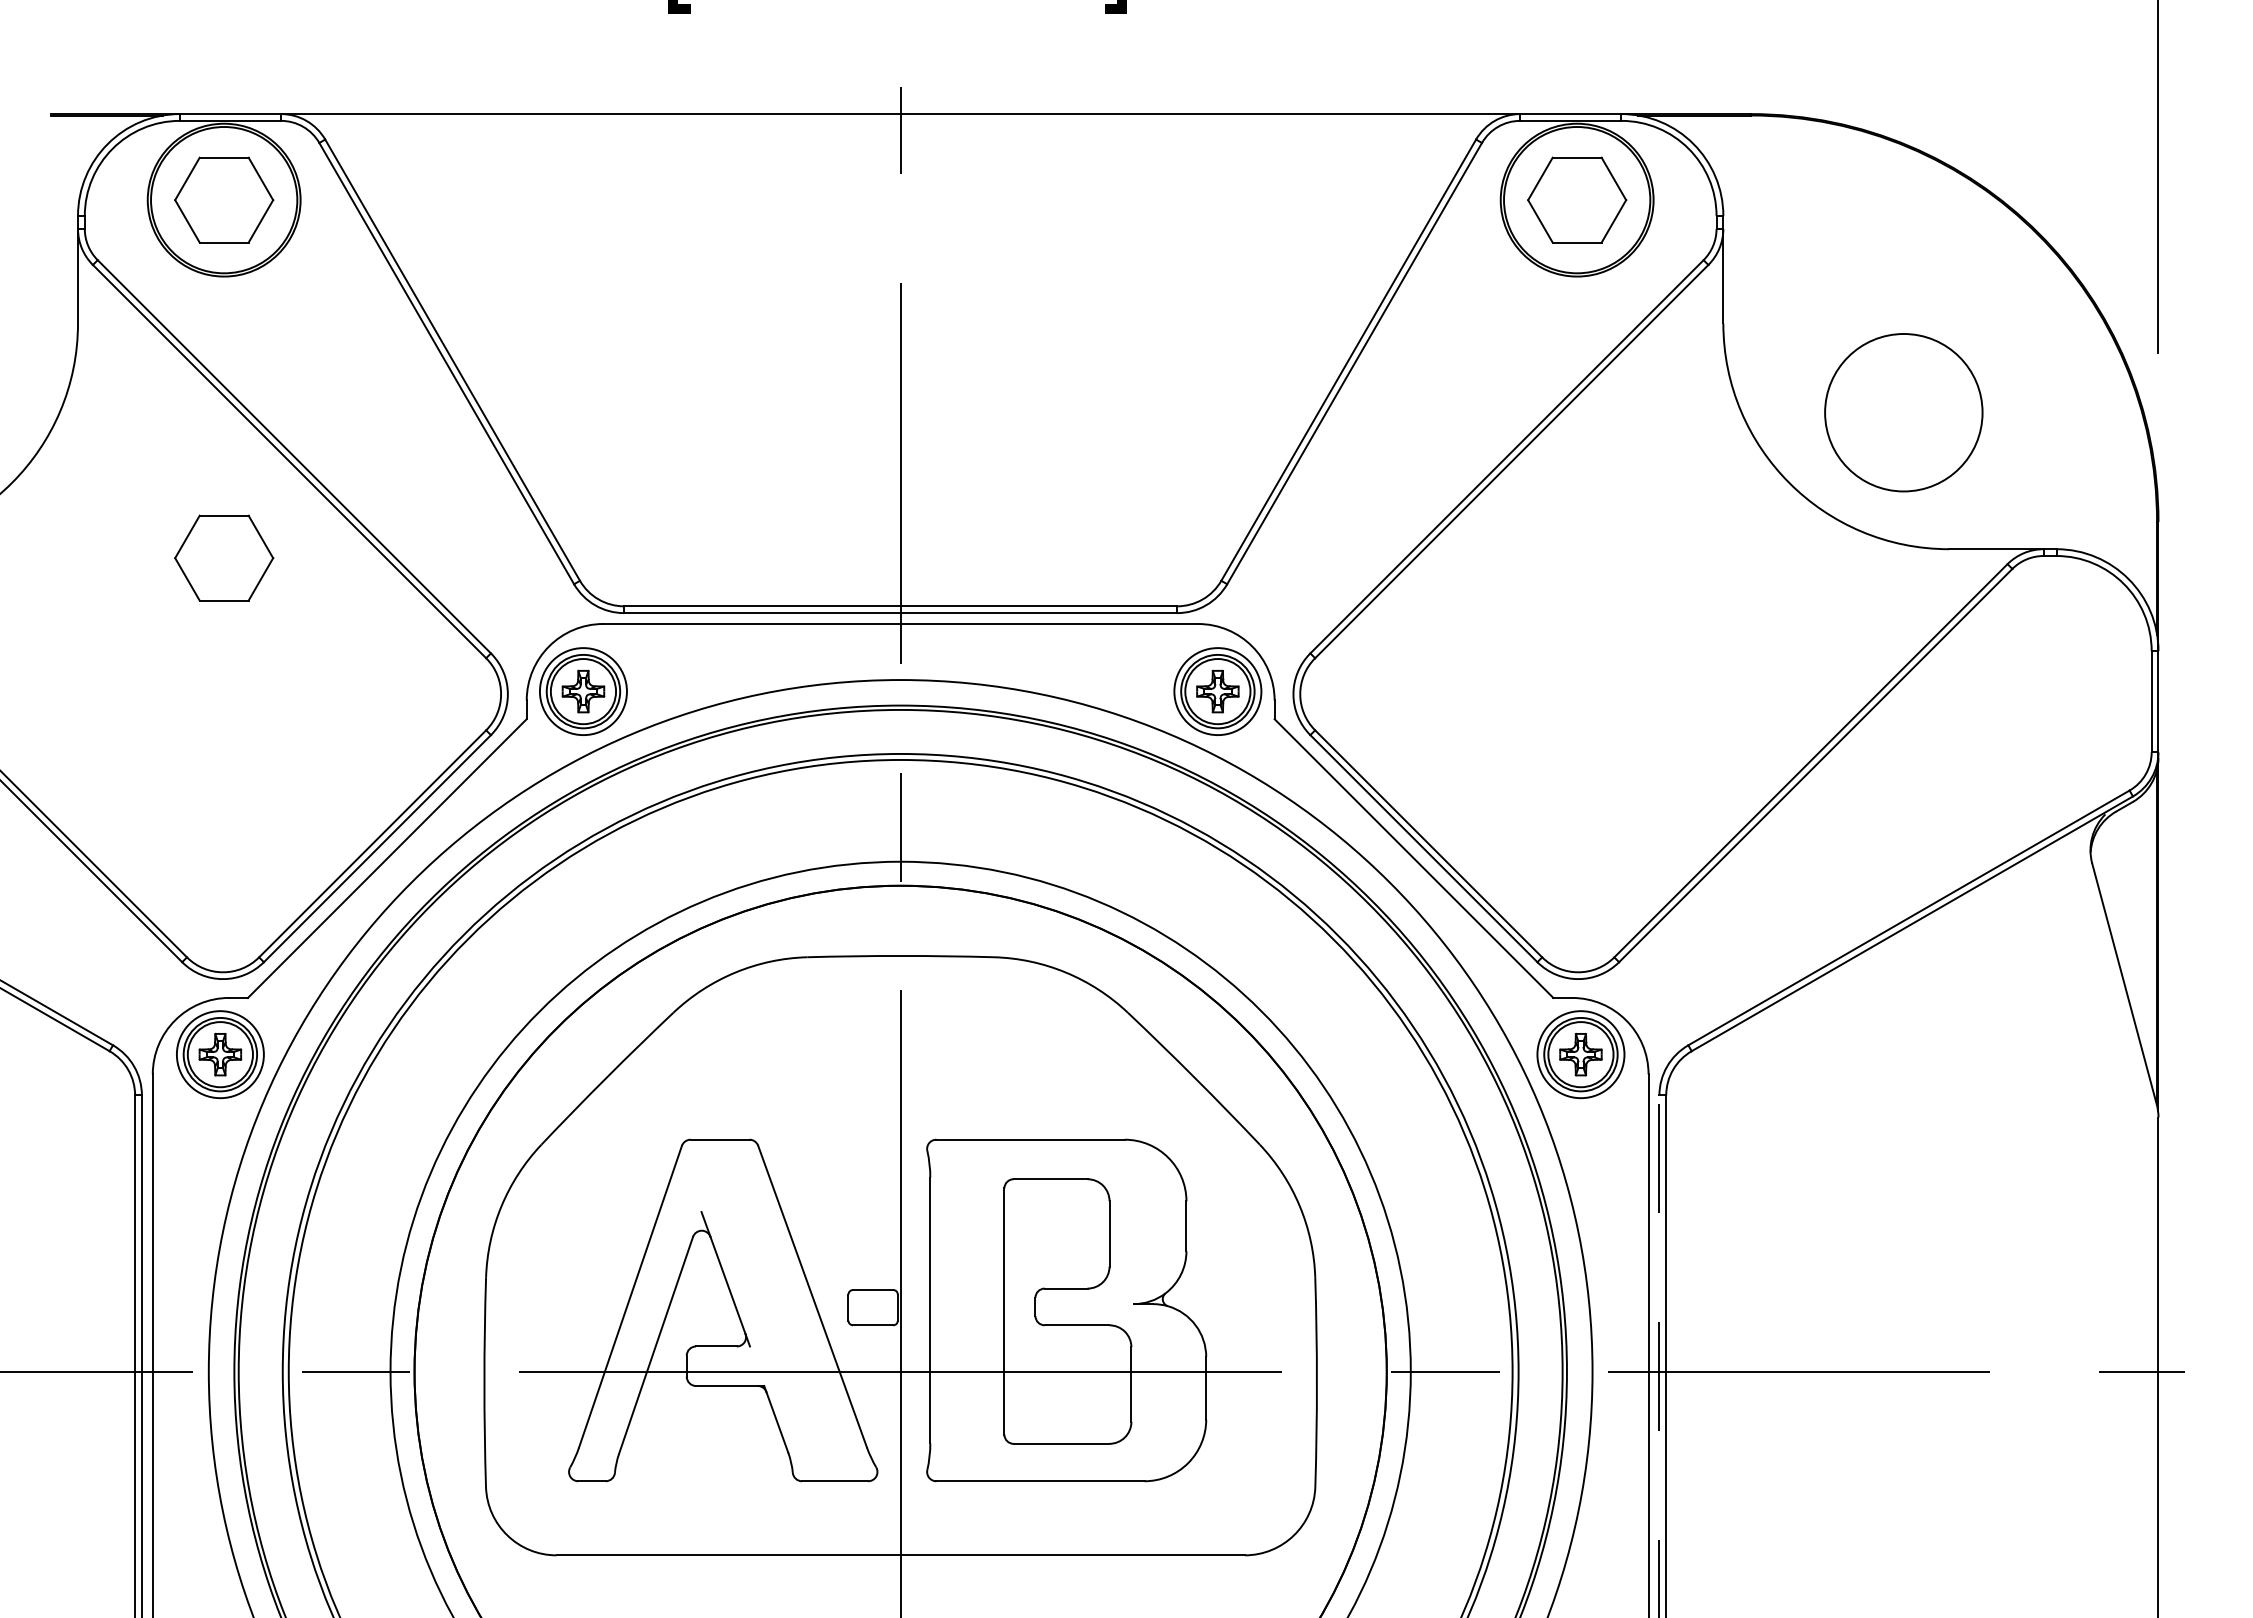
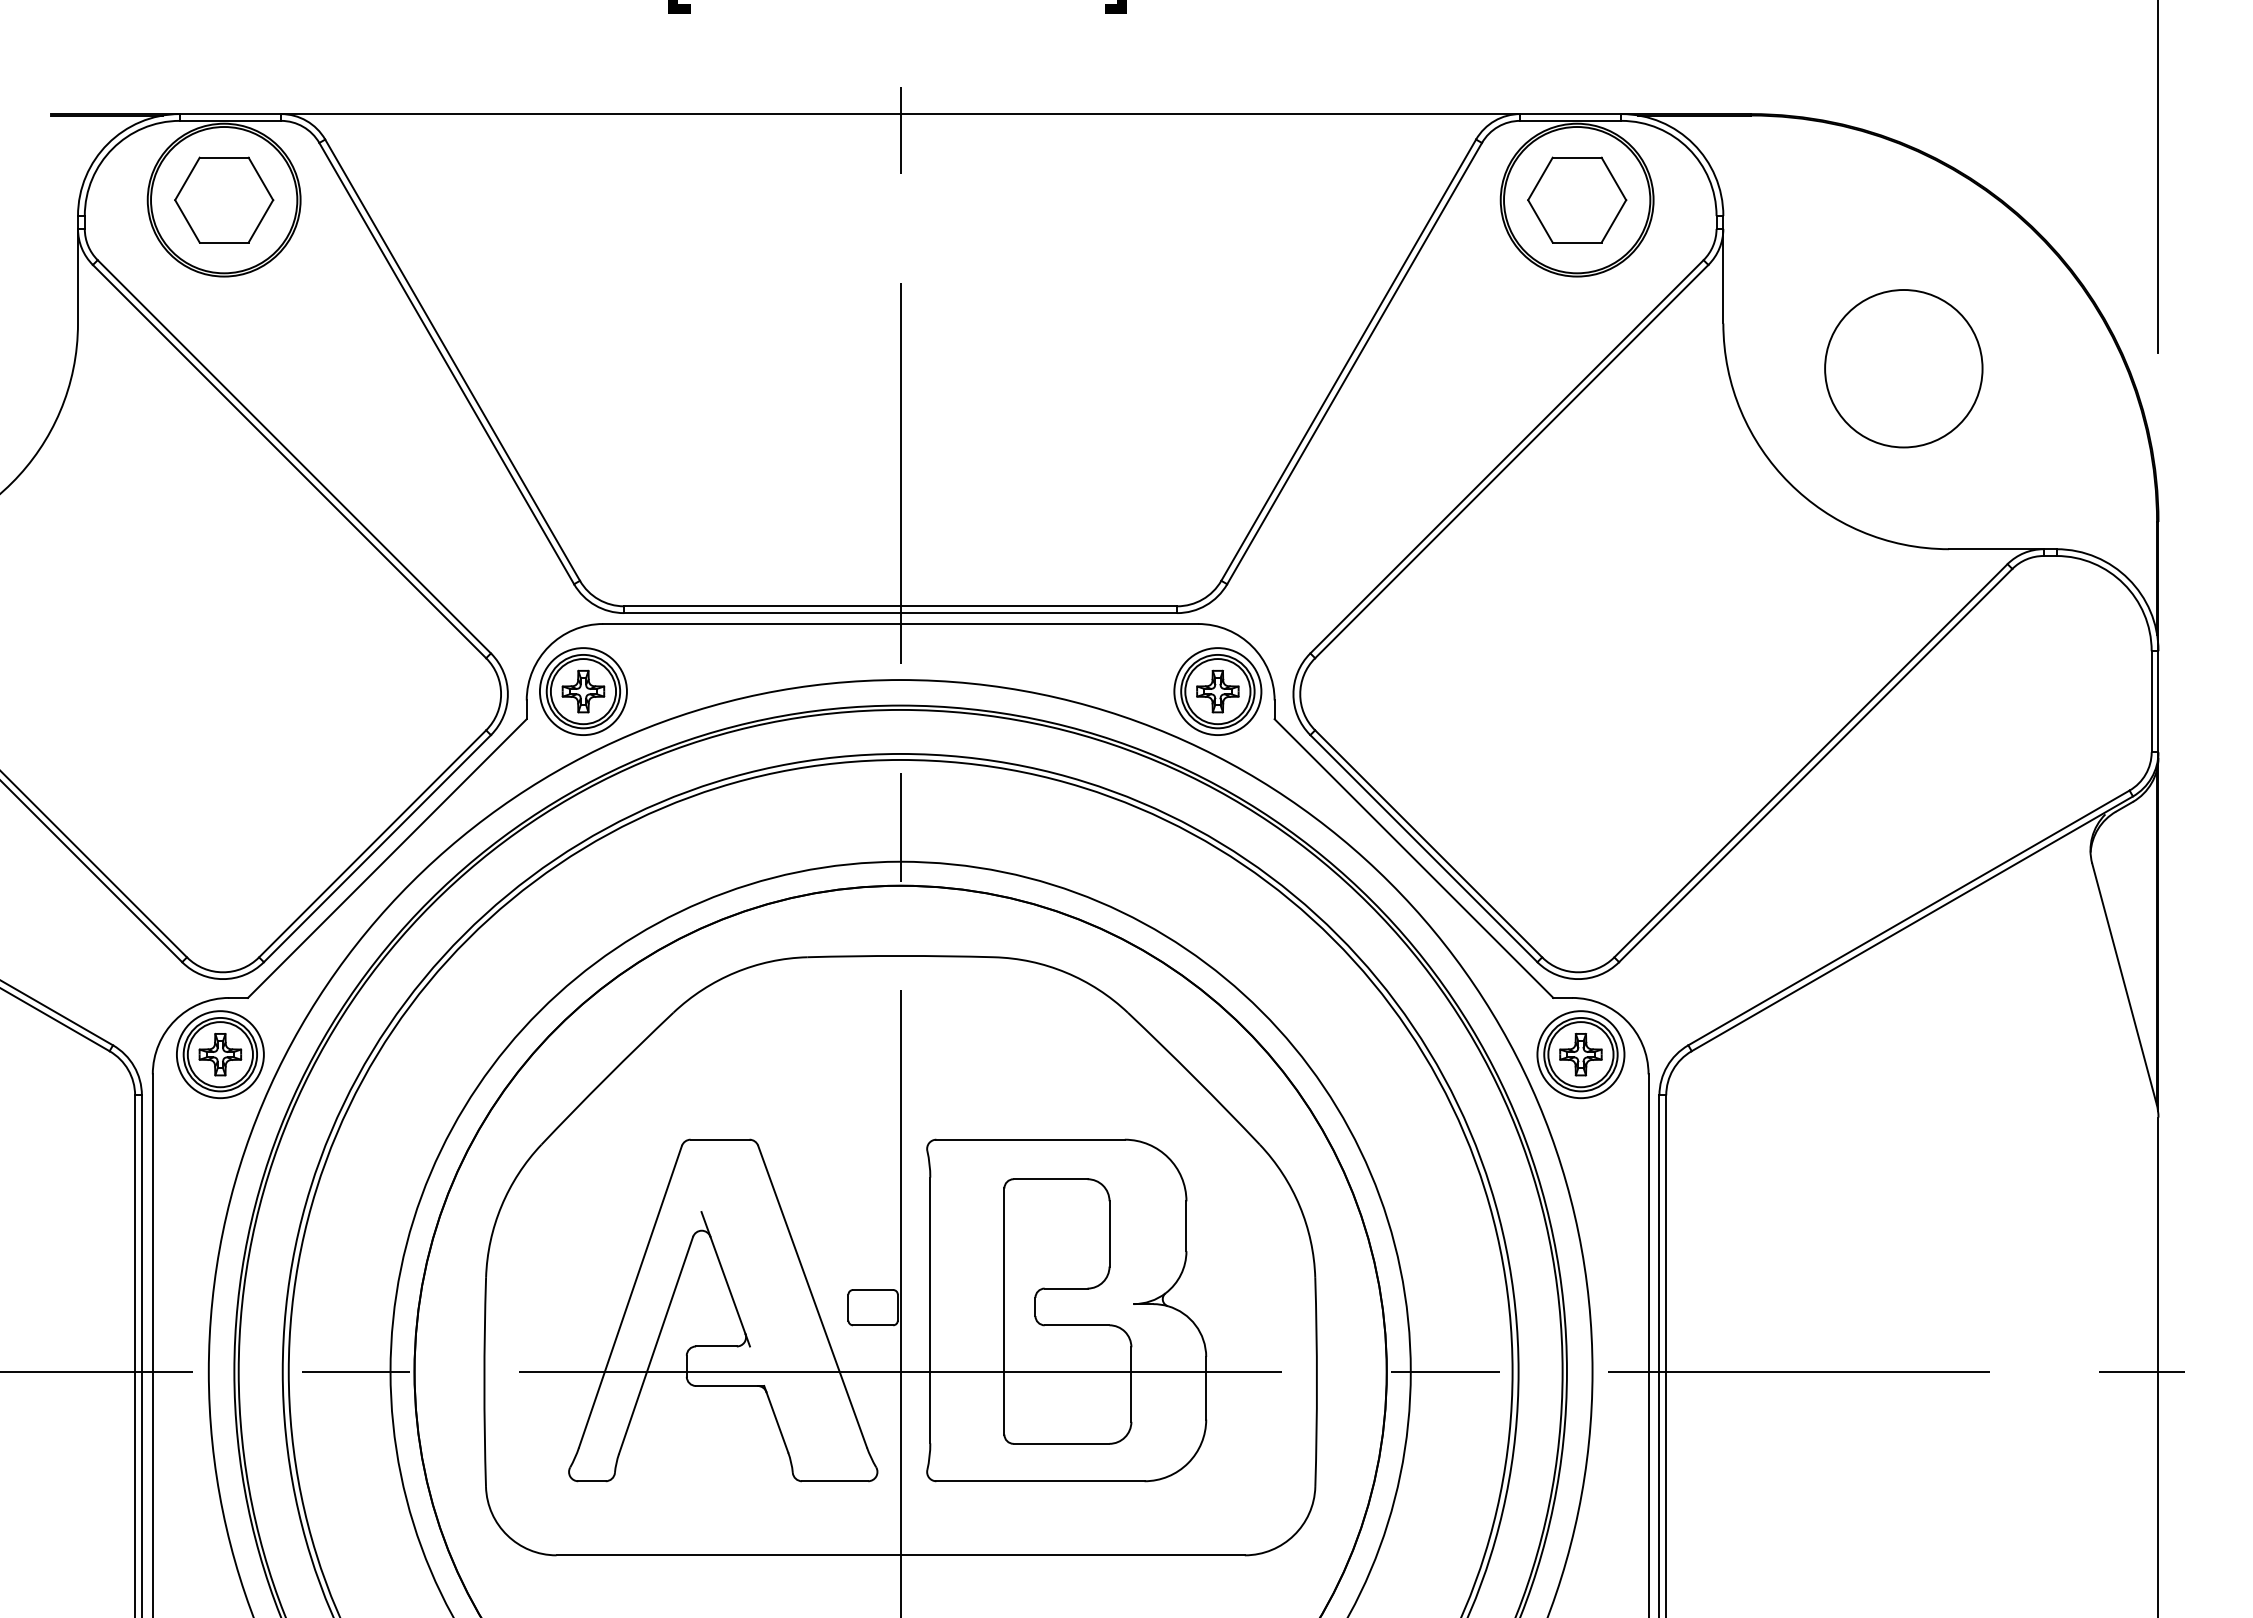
circle position: (1903, 412) -> (1903, 368) (1903, 368)
part: present -> none (224, 557)
line: dashed -> solid (1659, 1355)
